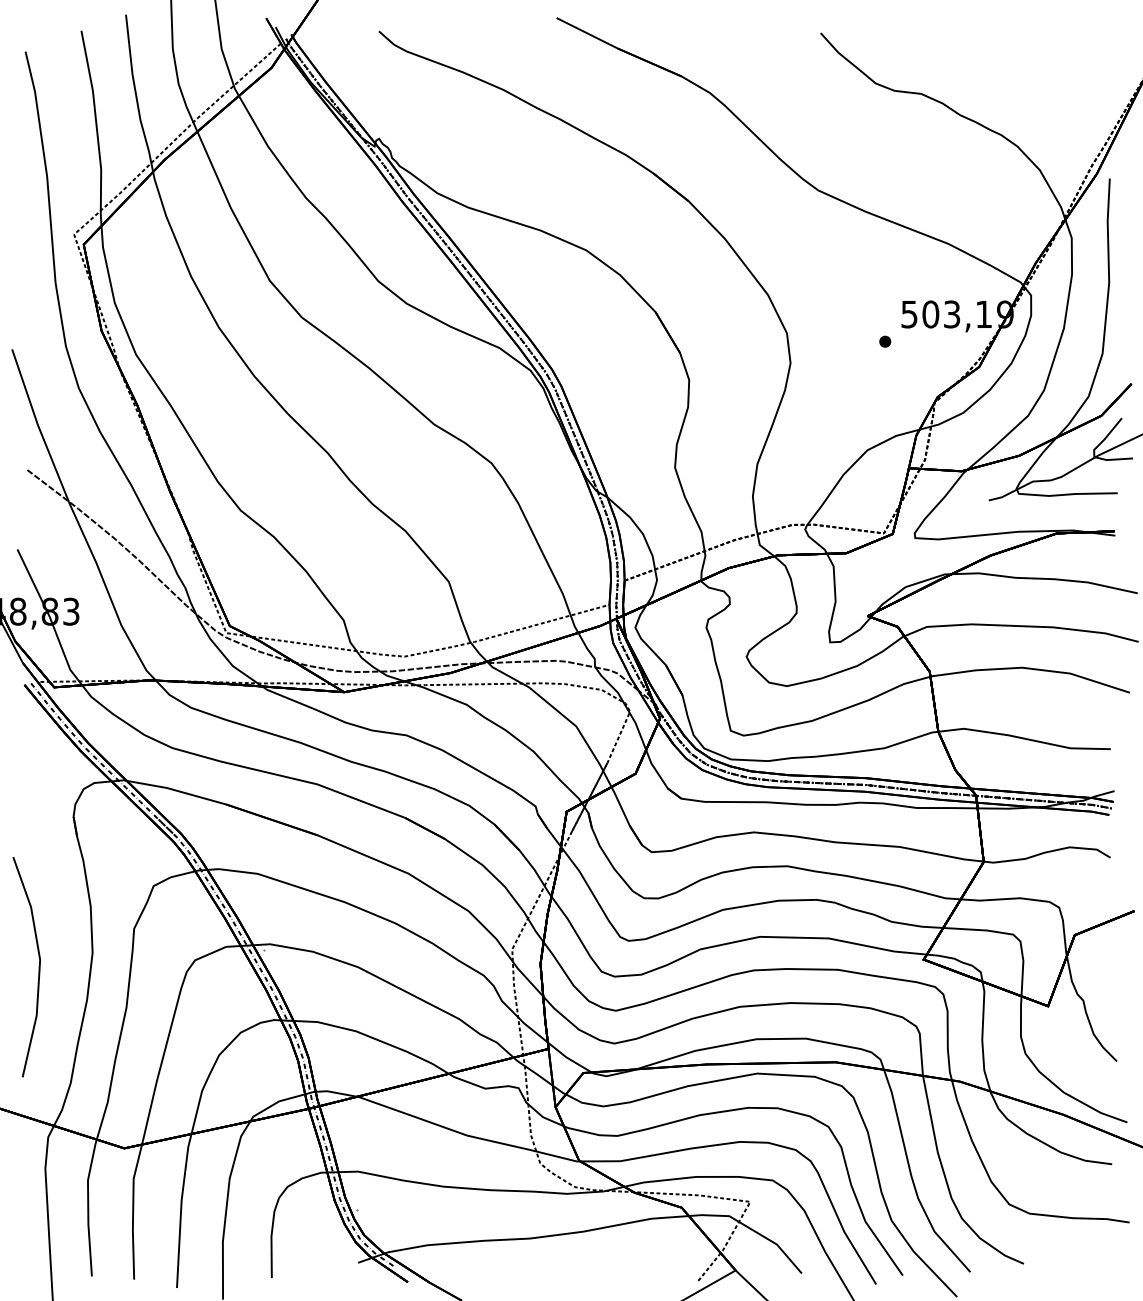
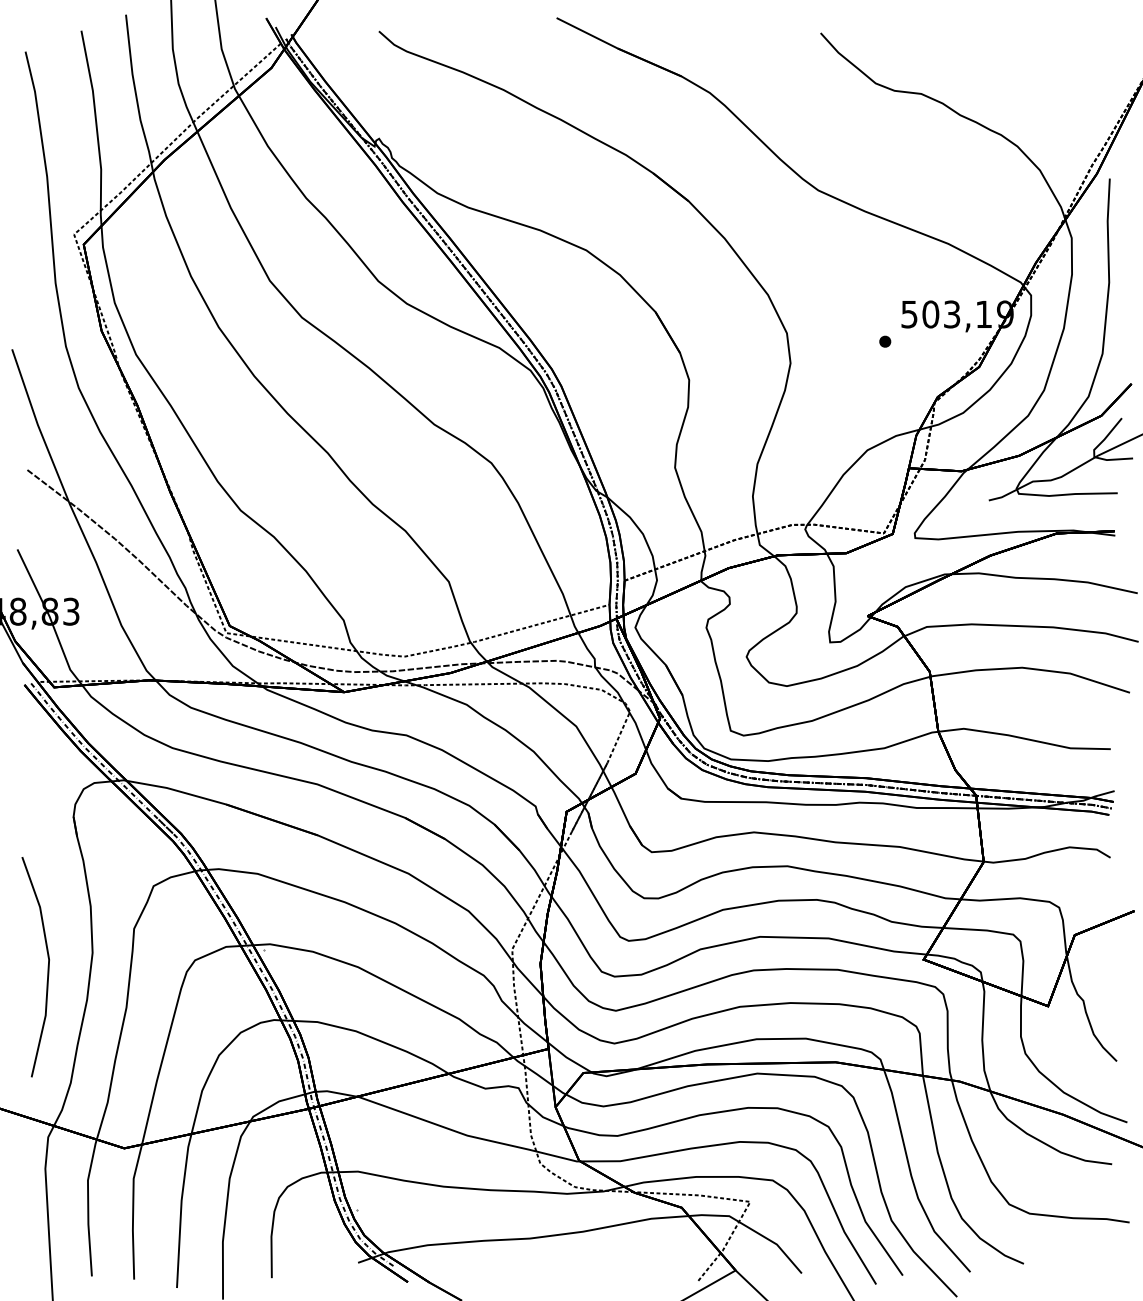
line position: (38, 967) -> (47, 967) (47, 967)
